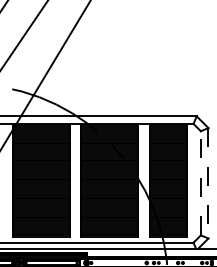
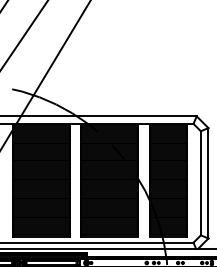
line: dashed -> solid (200, 182)
line: dashed -> solid (208, 183)
